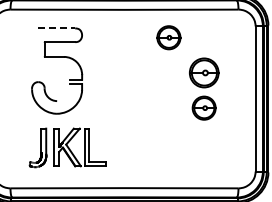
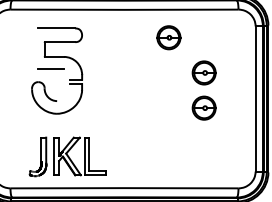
line: dashed -> solid (57, 28)
line: none -> present (50, 69)
part size: 31x32 px -> 26x26 px (203, 72)
part position: (67, 147) -> (67, 156) (67, 156)
